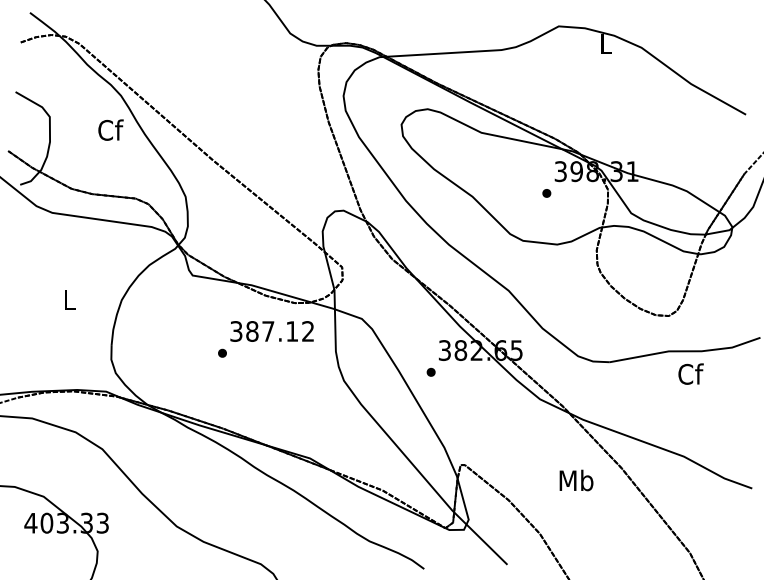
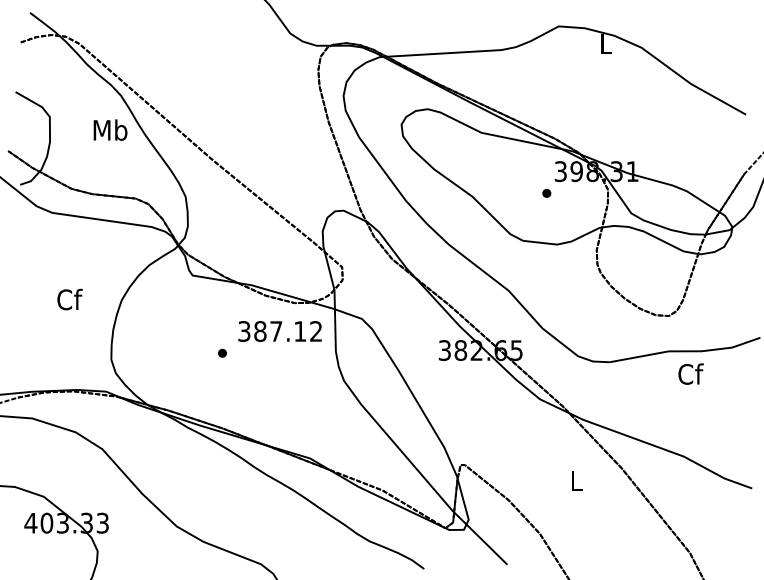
text: Cf -> Mb (110, 129)
text: L -> Cf (69, 299)
text position: (271, 331) -> (279, 331) (279, 331)
part: present -> none (430, 371)
text: Mb -> L (576, 480)
